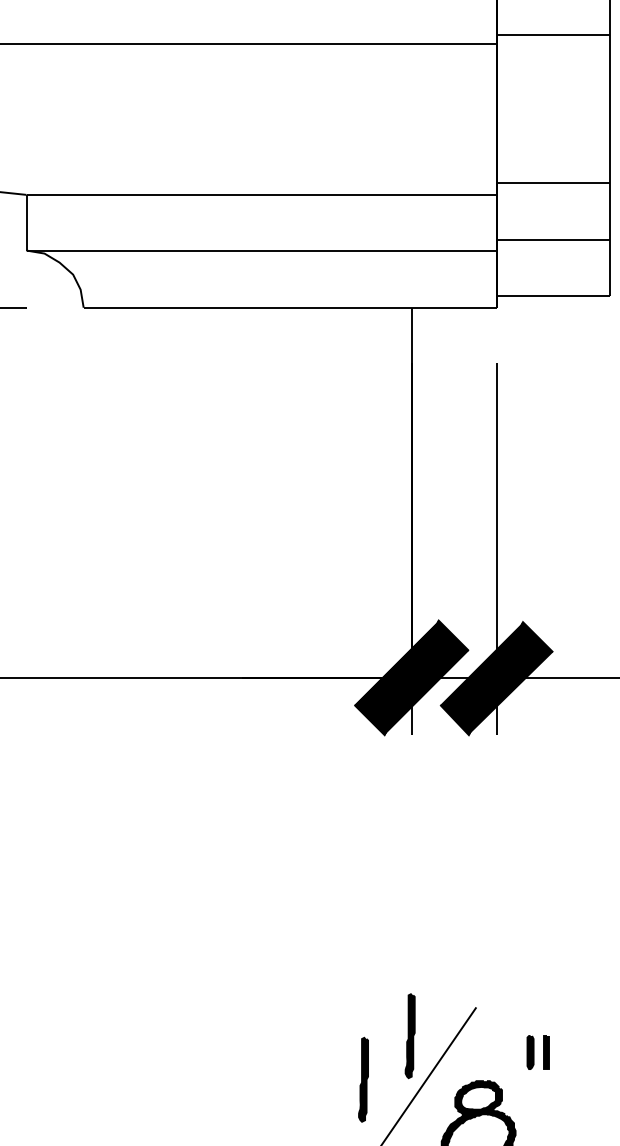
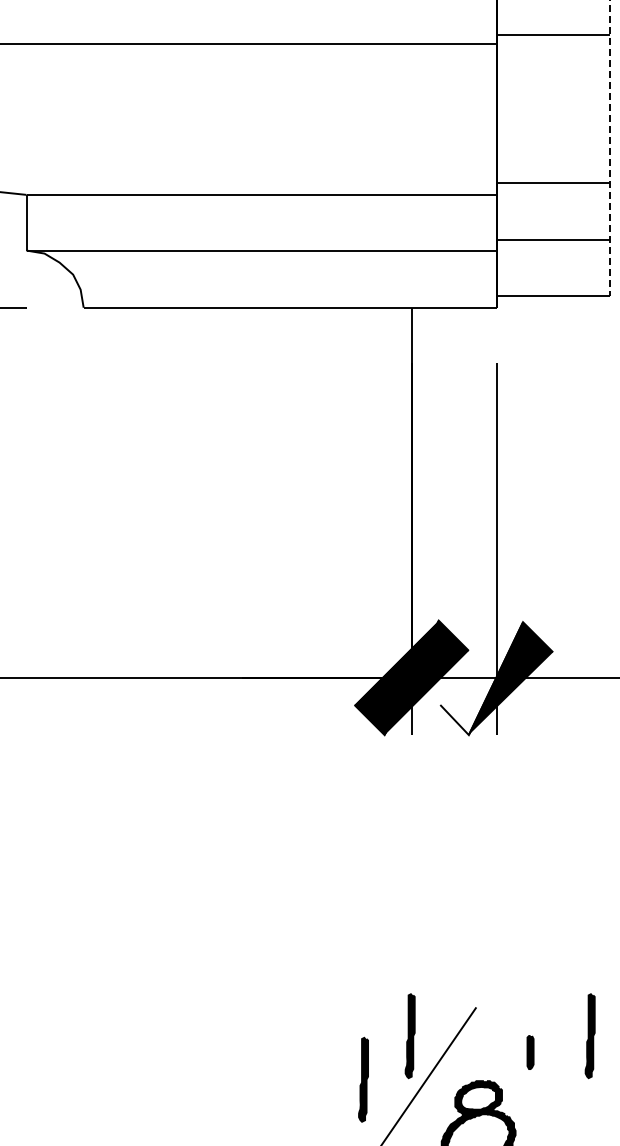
line: solid -> dashed (610, 148)
fill: present -> none (481, 678)
part: none -> present (589, 1036)
part: present -> none (546, 1052)
